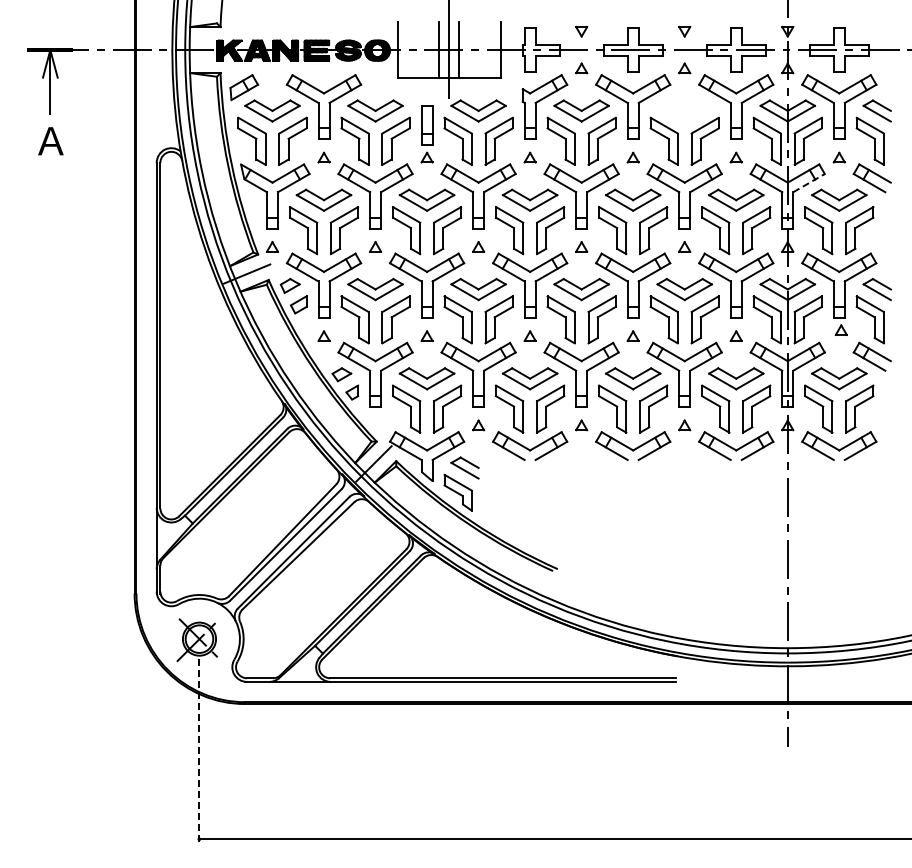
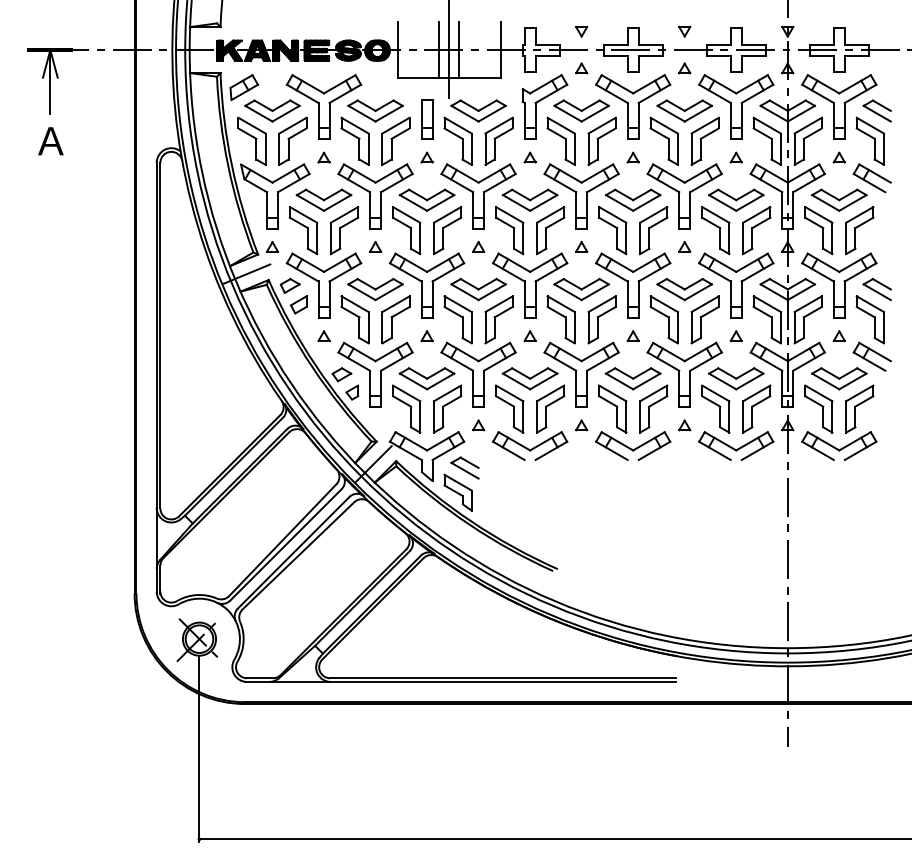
part: none -> present (684, 110)
part position: (427, 125) -> (427, 119) (427, 119)
line: dashed -> solid (809, 182)
part position: (840, 329) -> (838, 335) (838, 335)
line: dashed -> solid (199, 749)
